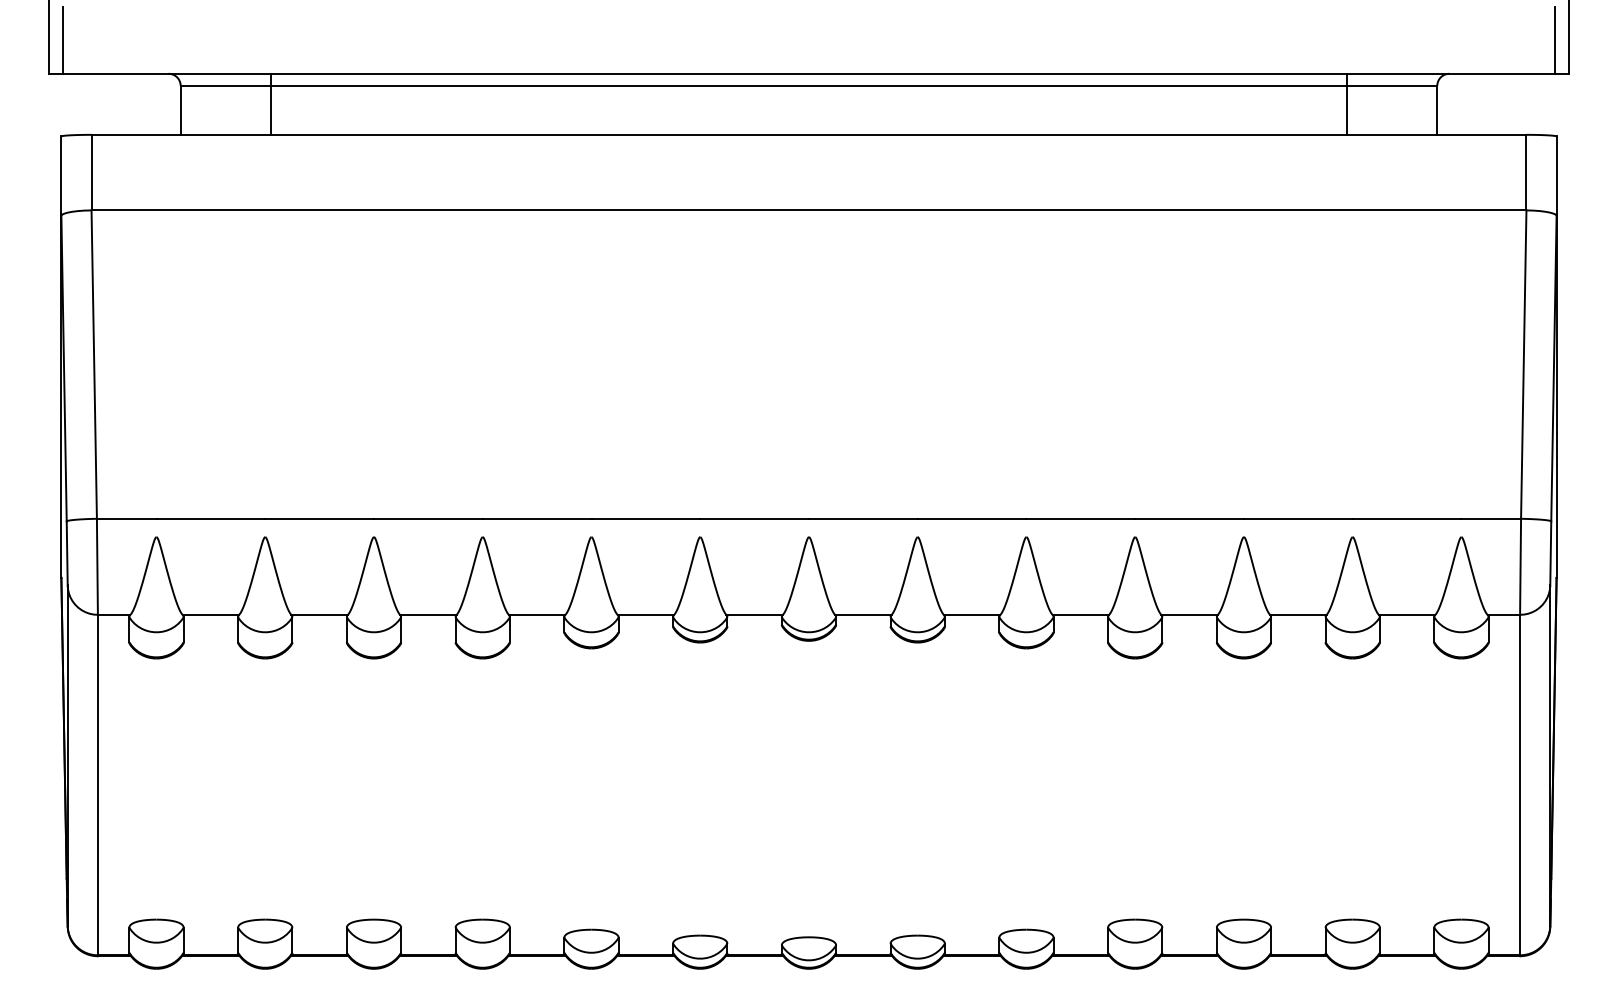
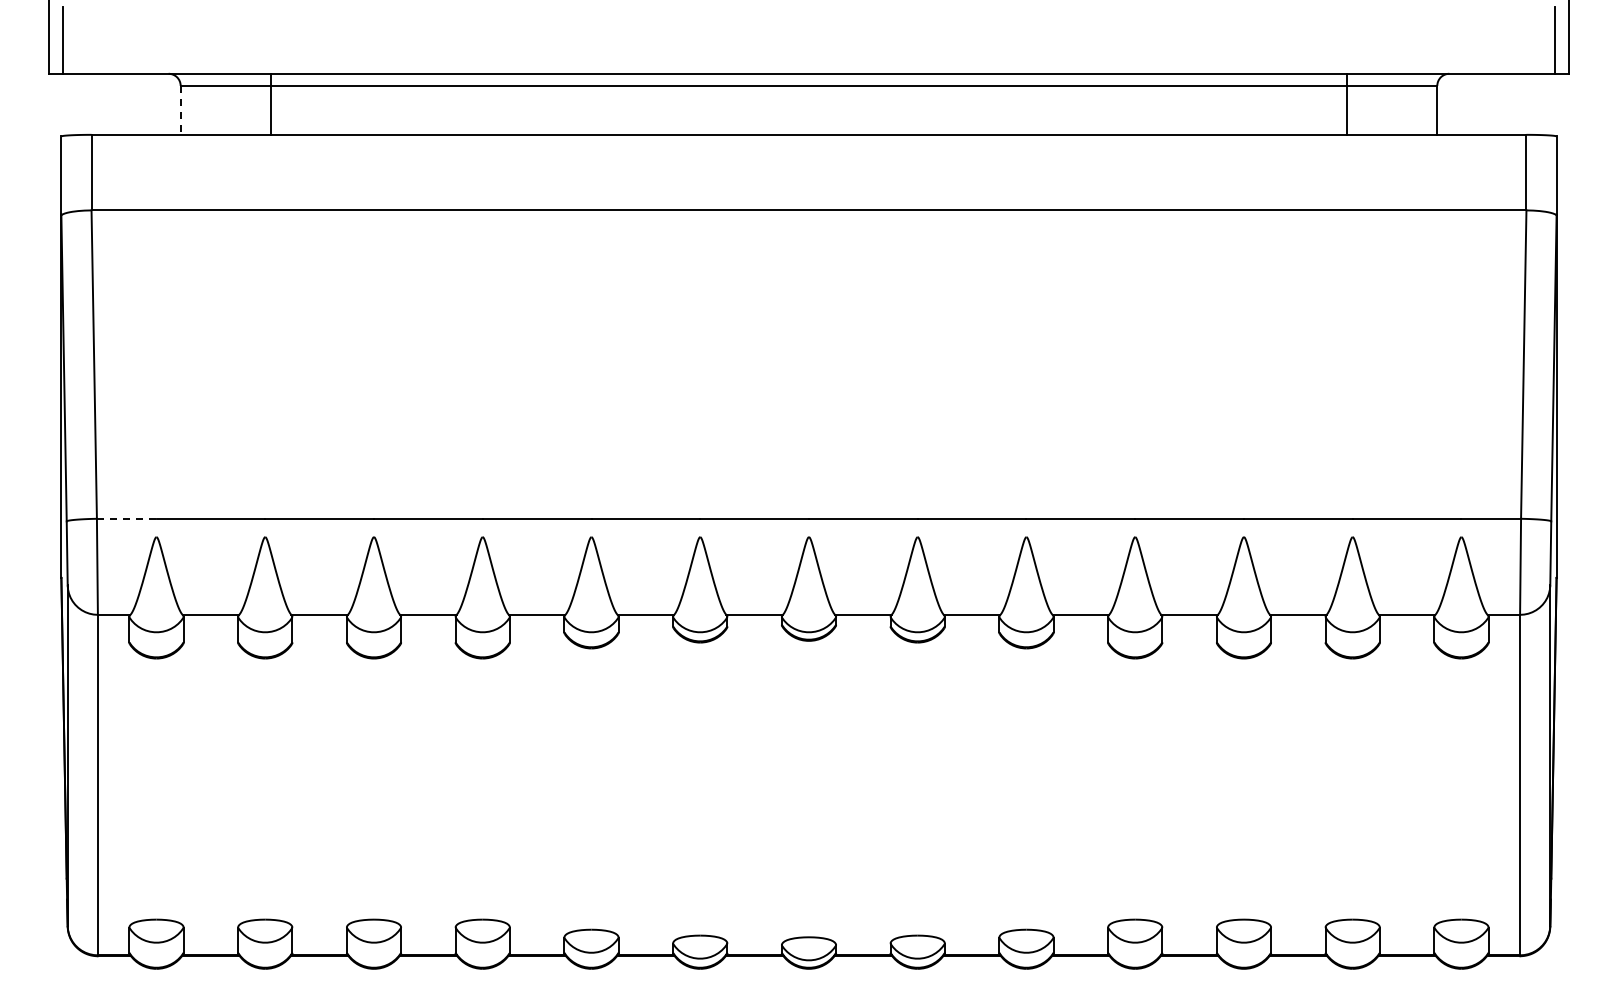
line: solid -> dashed (180, 110)
line: solid -> dashed (126, 518)
